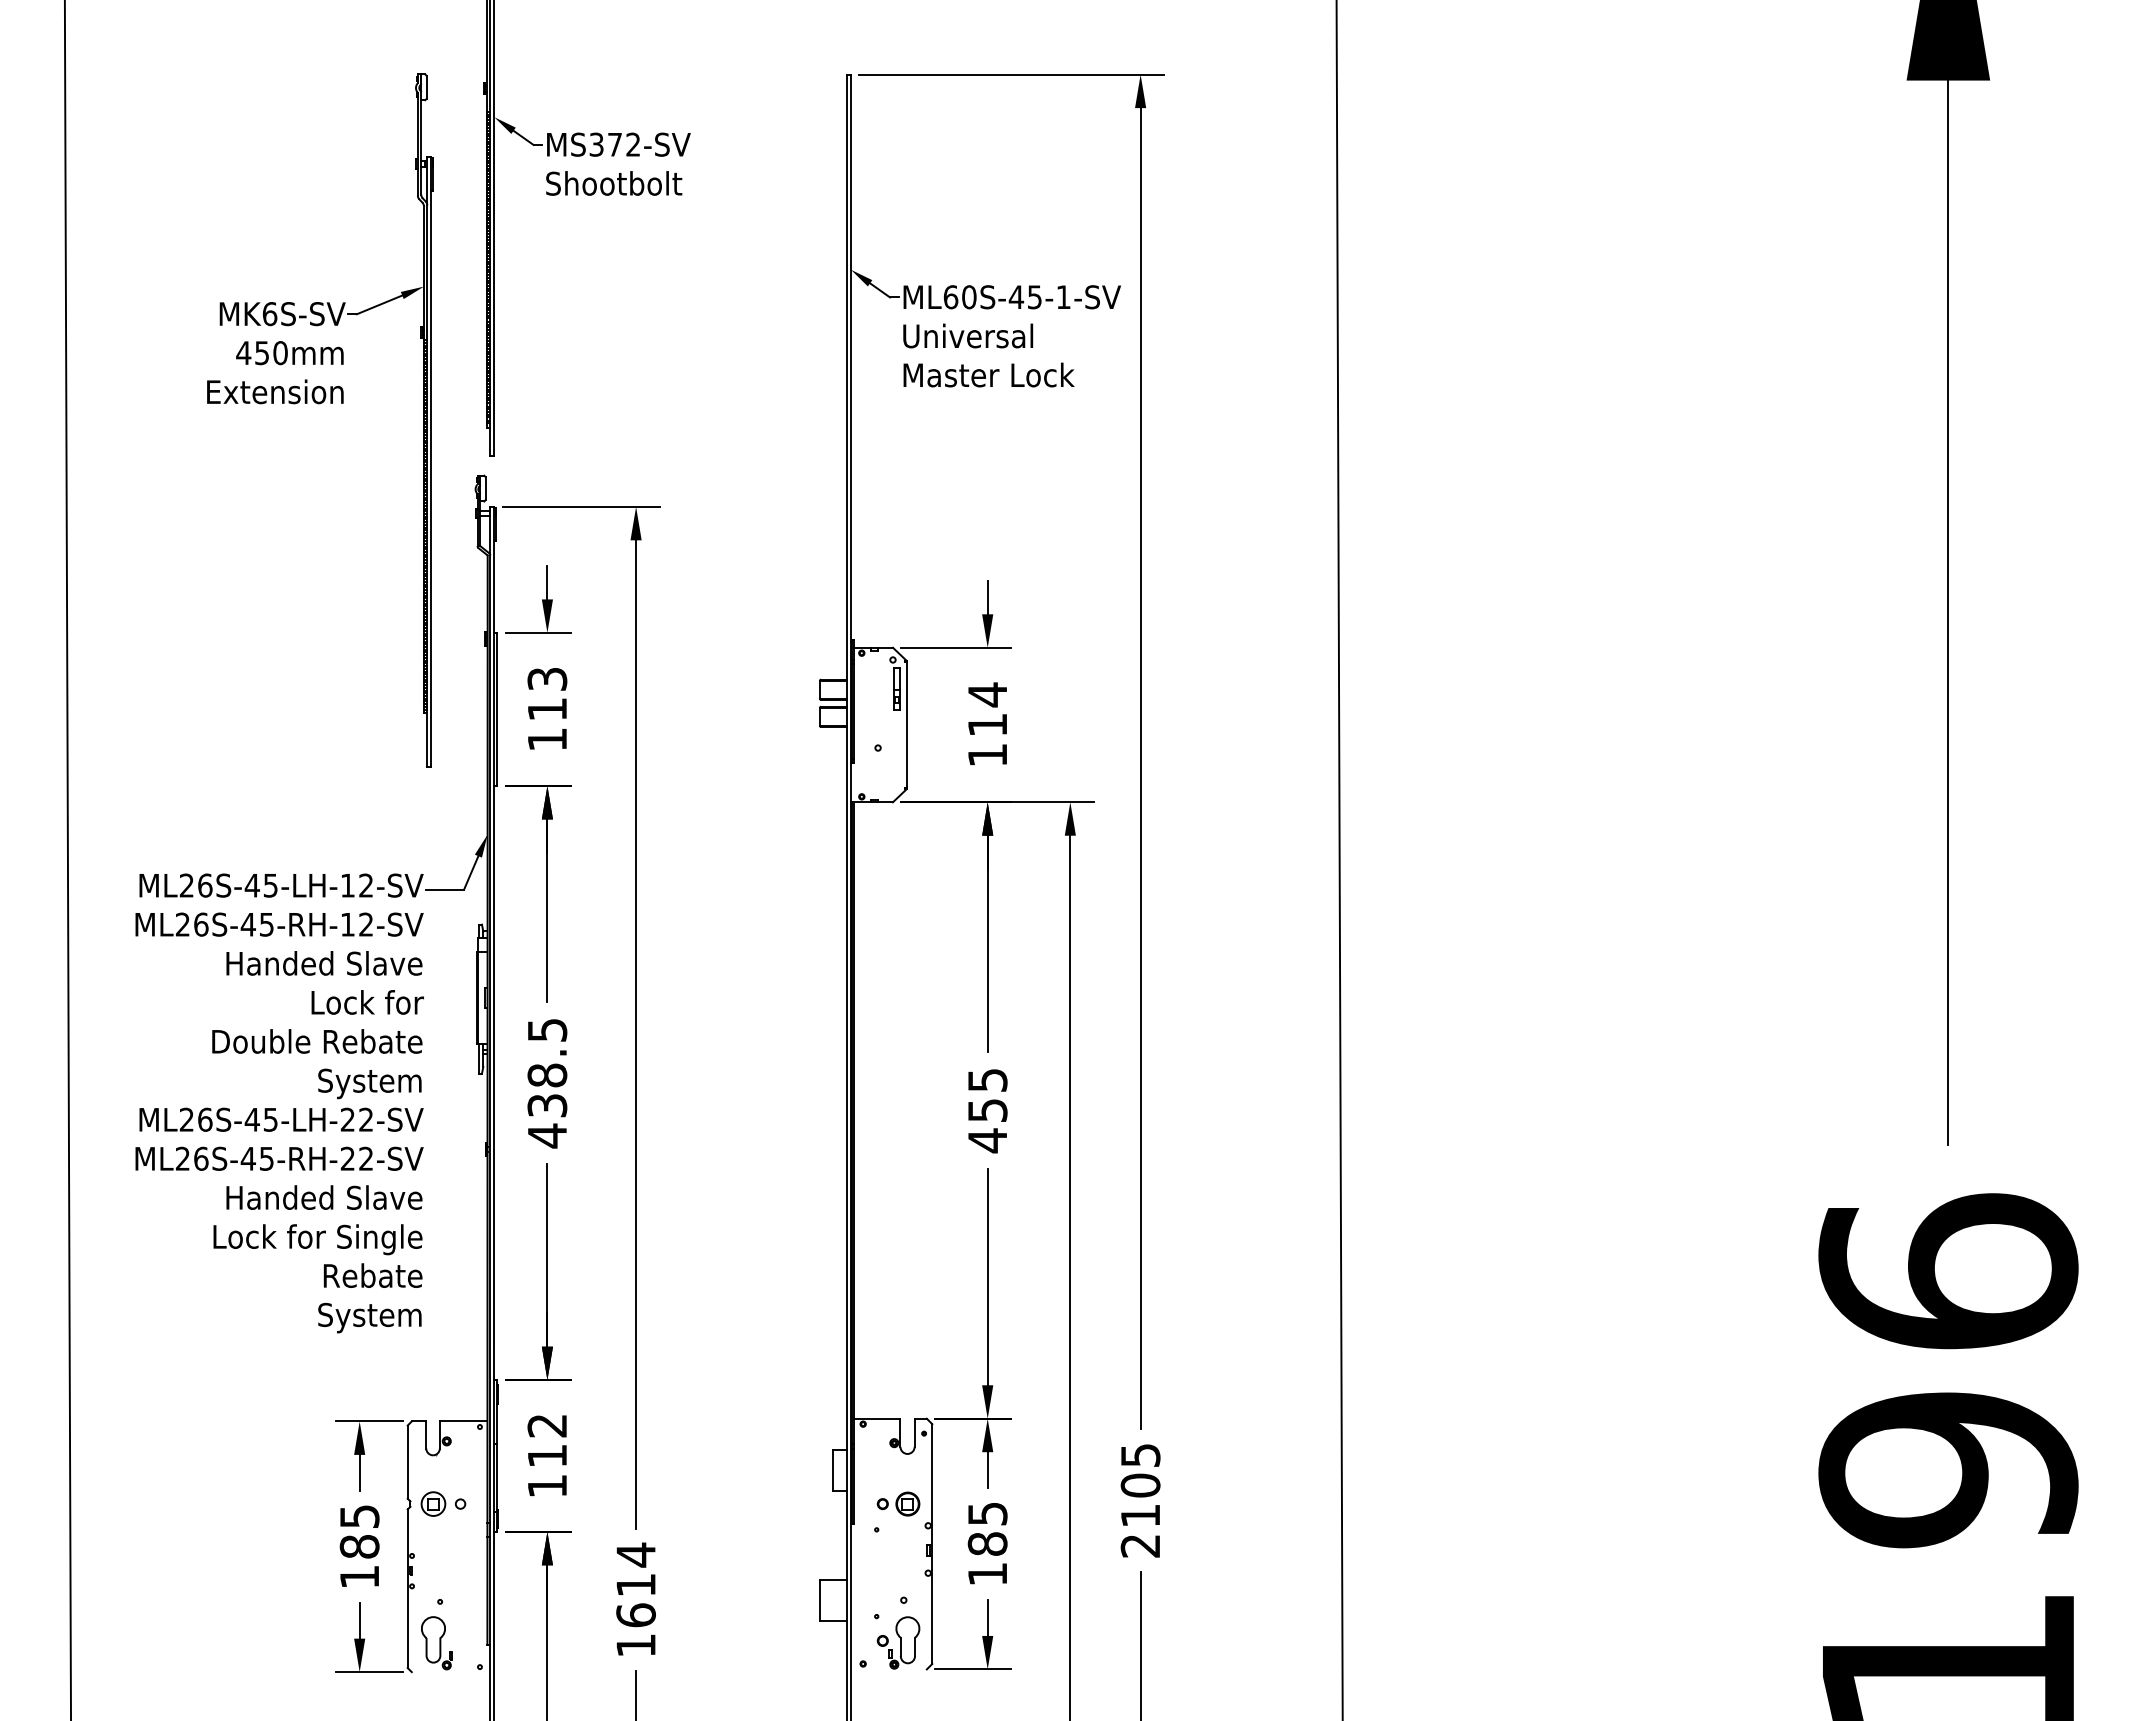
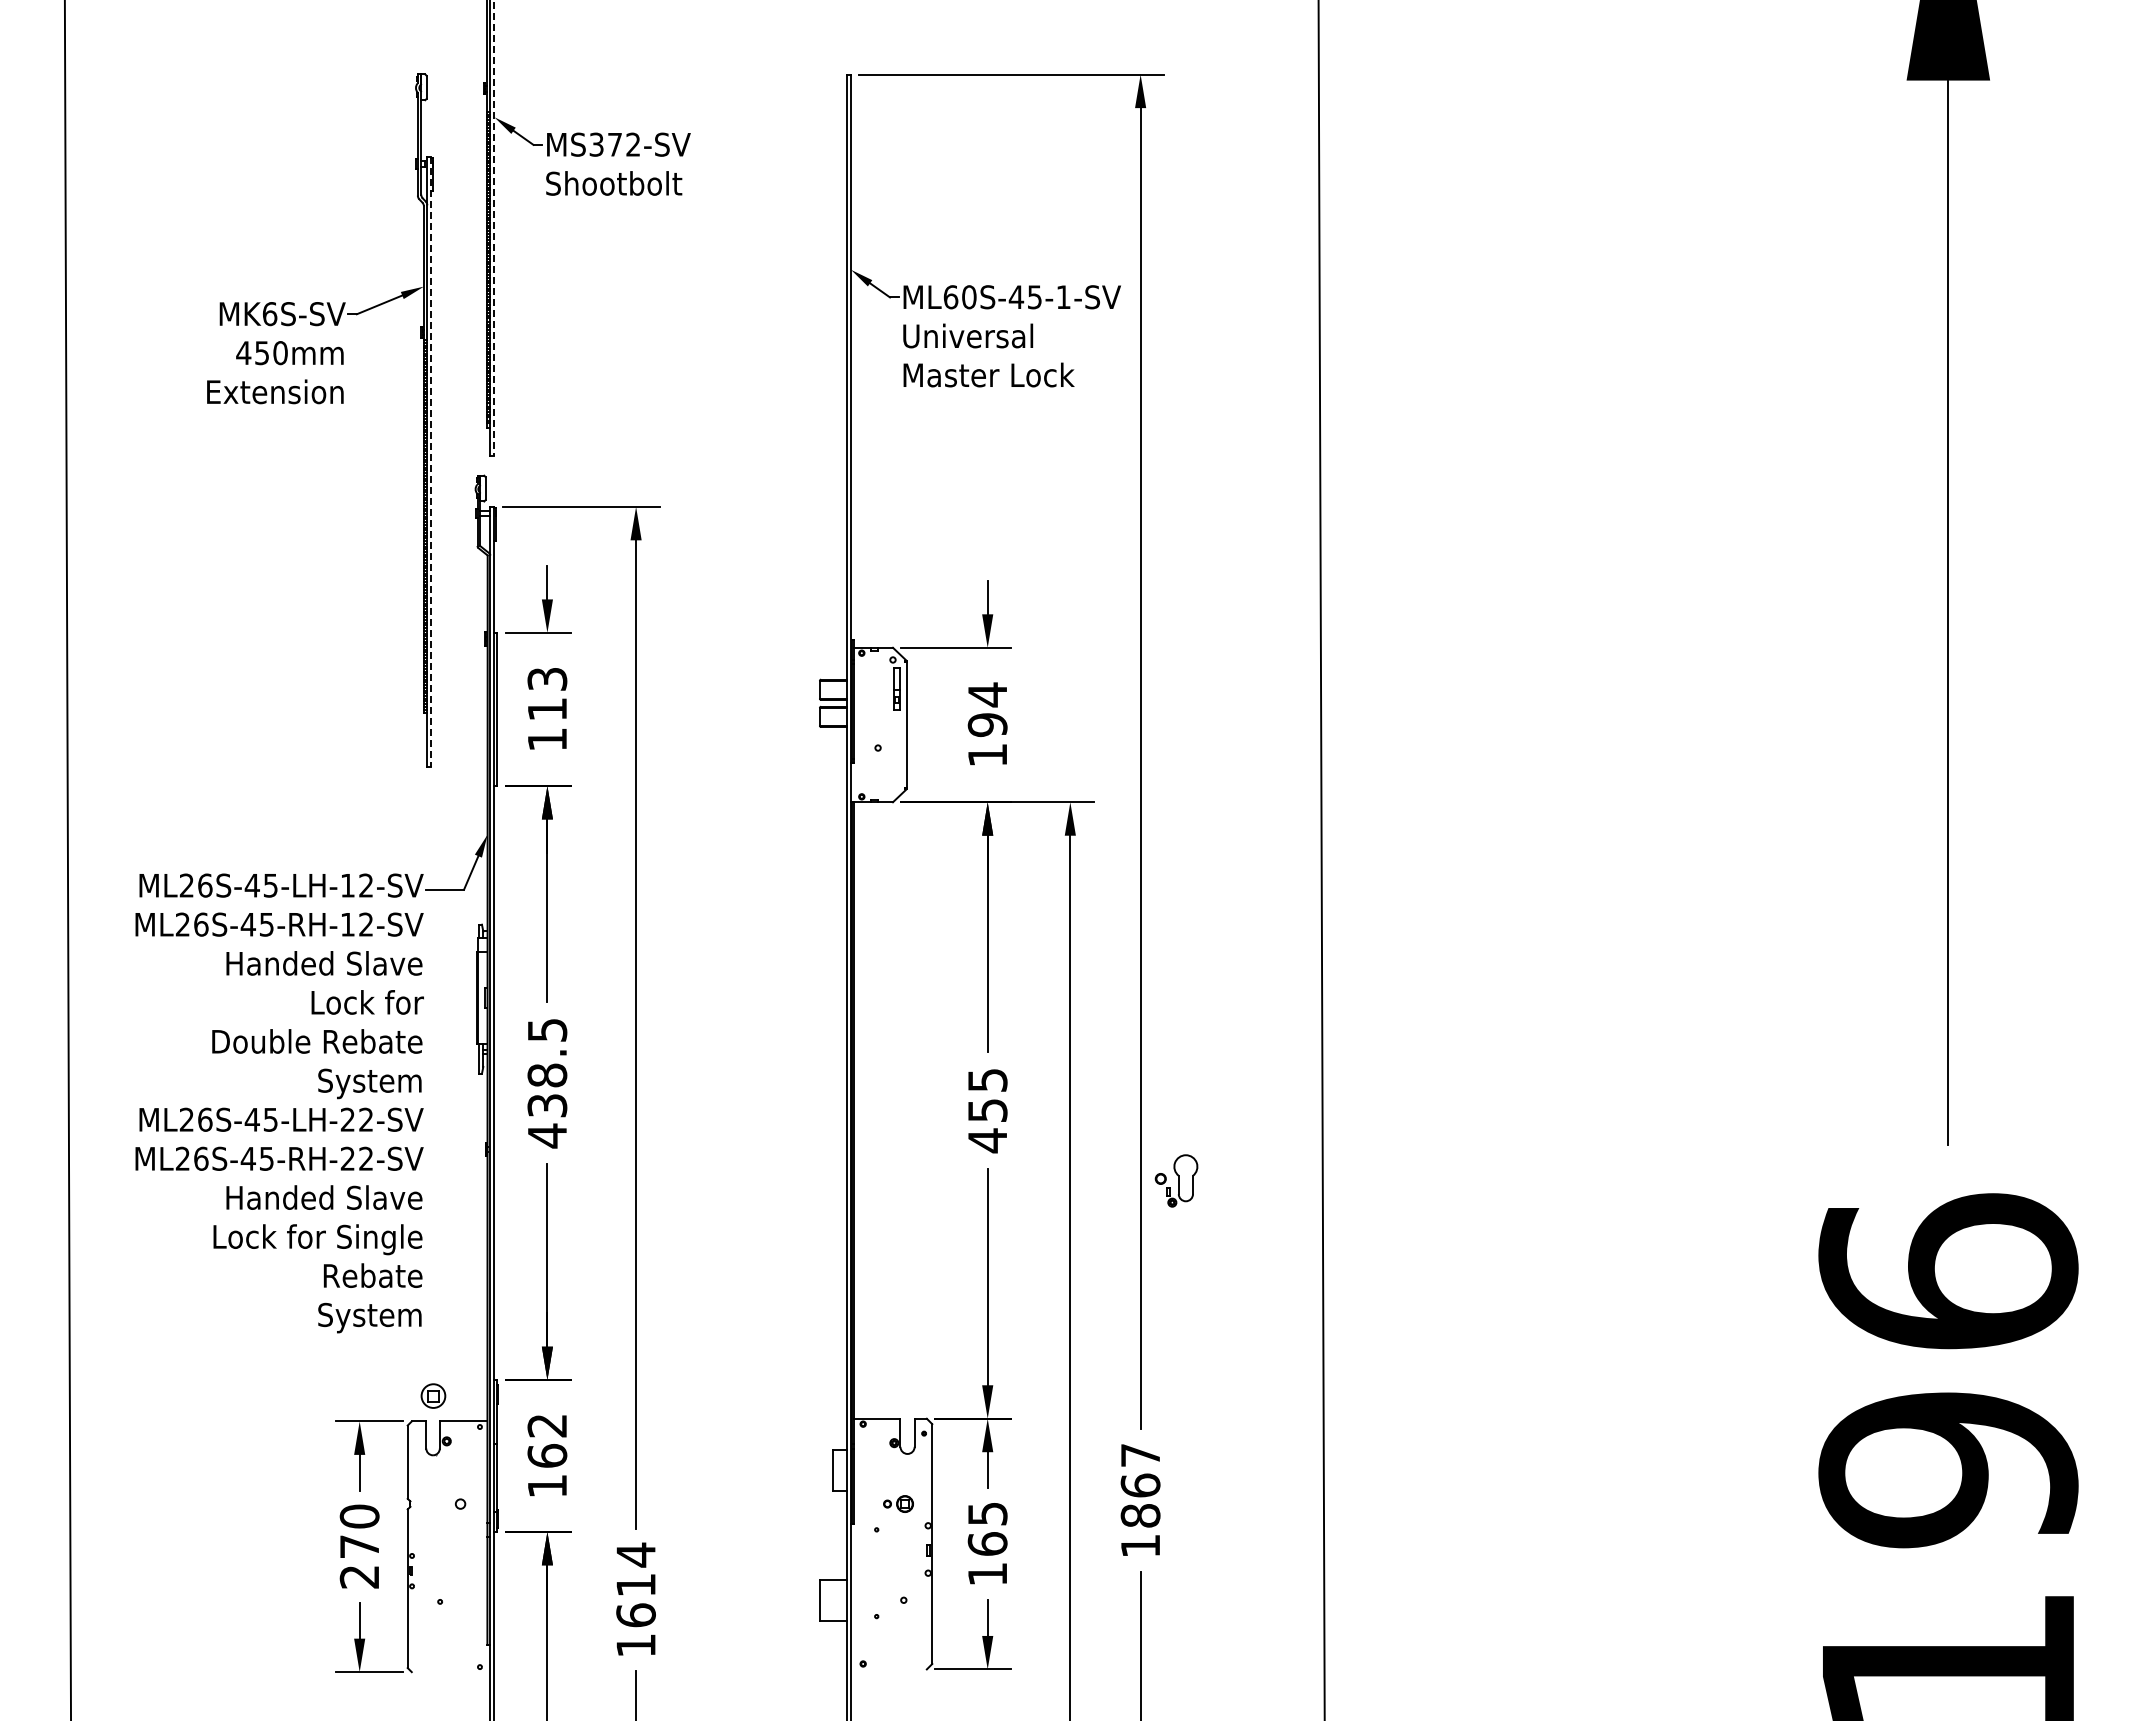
line: solid -> dashed (494, 228)
line: solid -> dashed (431, 461)
text: 114 -> 194 (987, 725)
line position: (1339, 859) -> (1321, 859) (1321, 859)
text: 112 -> 162 (547, 1455)
text: 2105 -> 1867 (1140, 1500)
part position: (433, 1503) -> (433, 1395) (433, 1395)
part size: 45x26 px -> 31x18 px (898, 1503)
text: 185 -> 165 (987, 1543)
text: 185 -> 270 (359, 1546)
part position: (898, 1642) -> (1176, 1180) (1176, 1180)
part: present -> none (436, 1643)
